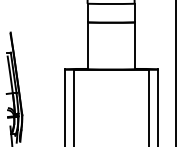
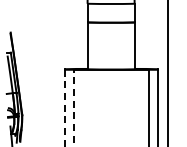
line position: (176, 72) -> (168, 72) (168, 72)
line: solid -> dashed (73, 107)
line: solid -> dashed (64, 108)
